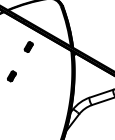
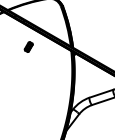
part: present -> none (11, 76)
